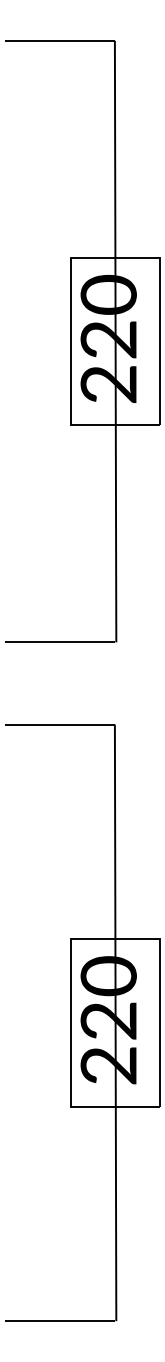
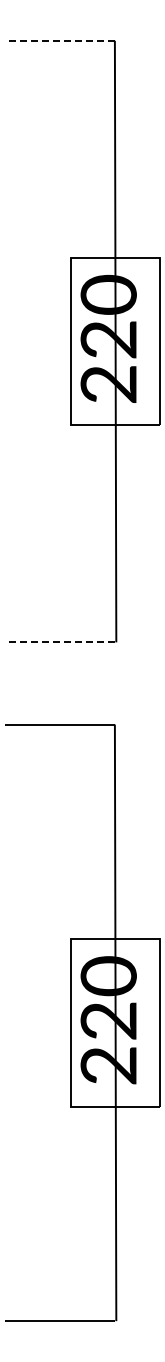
line: solid -> dashed (59, 40)
line: solid -> dashed (59, 642)
